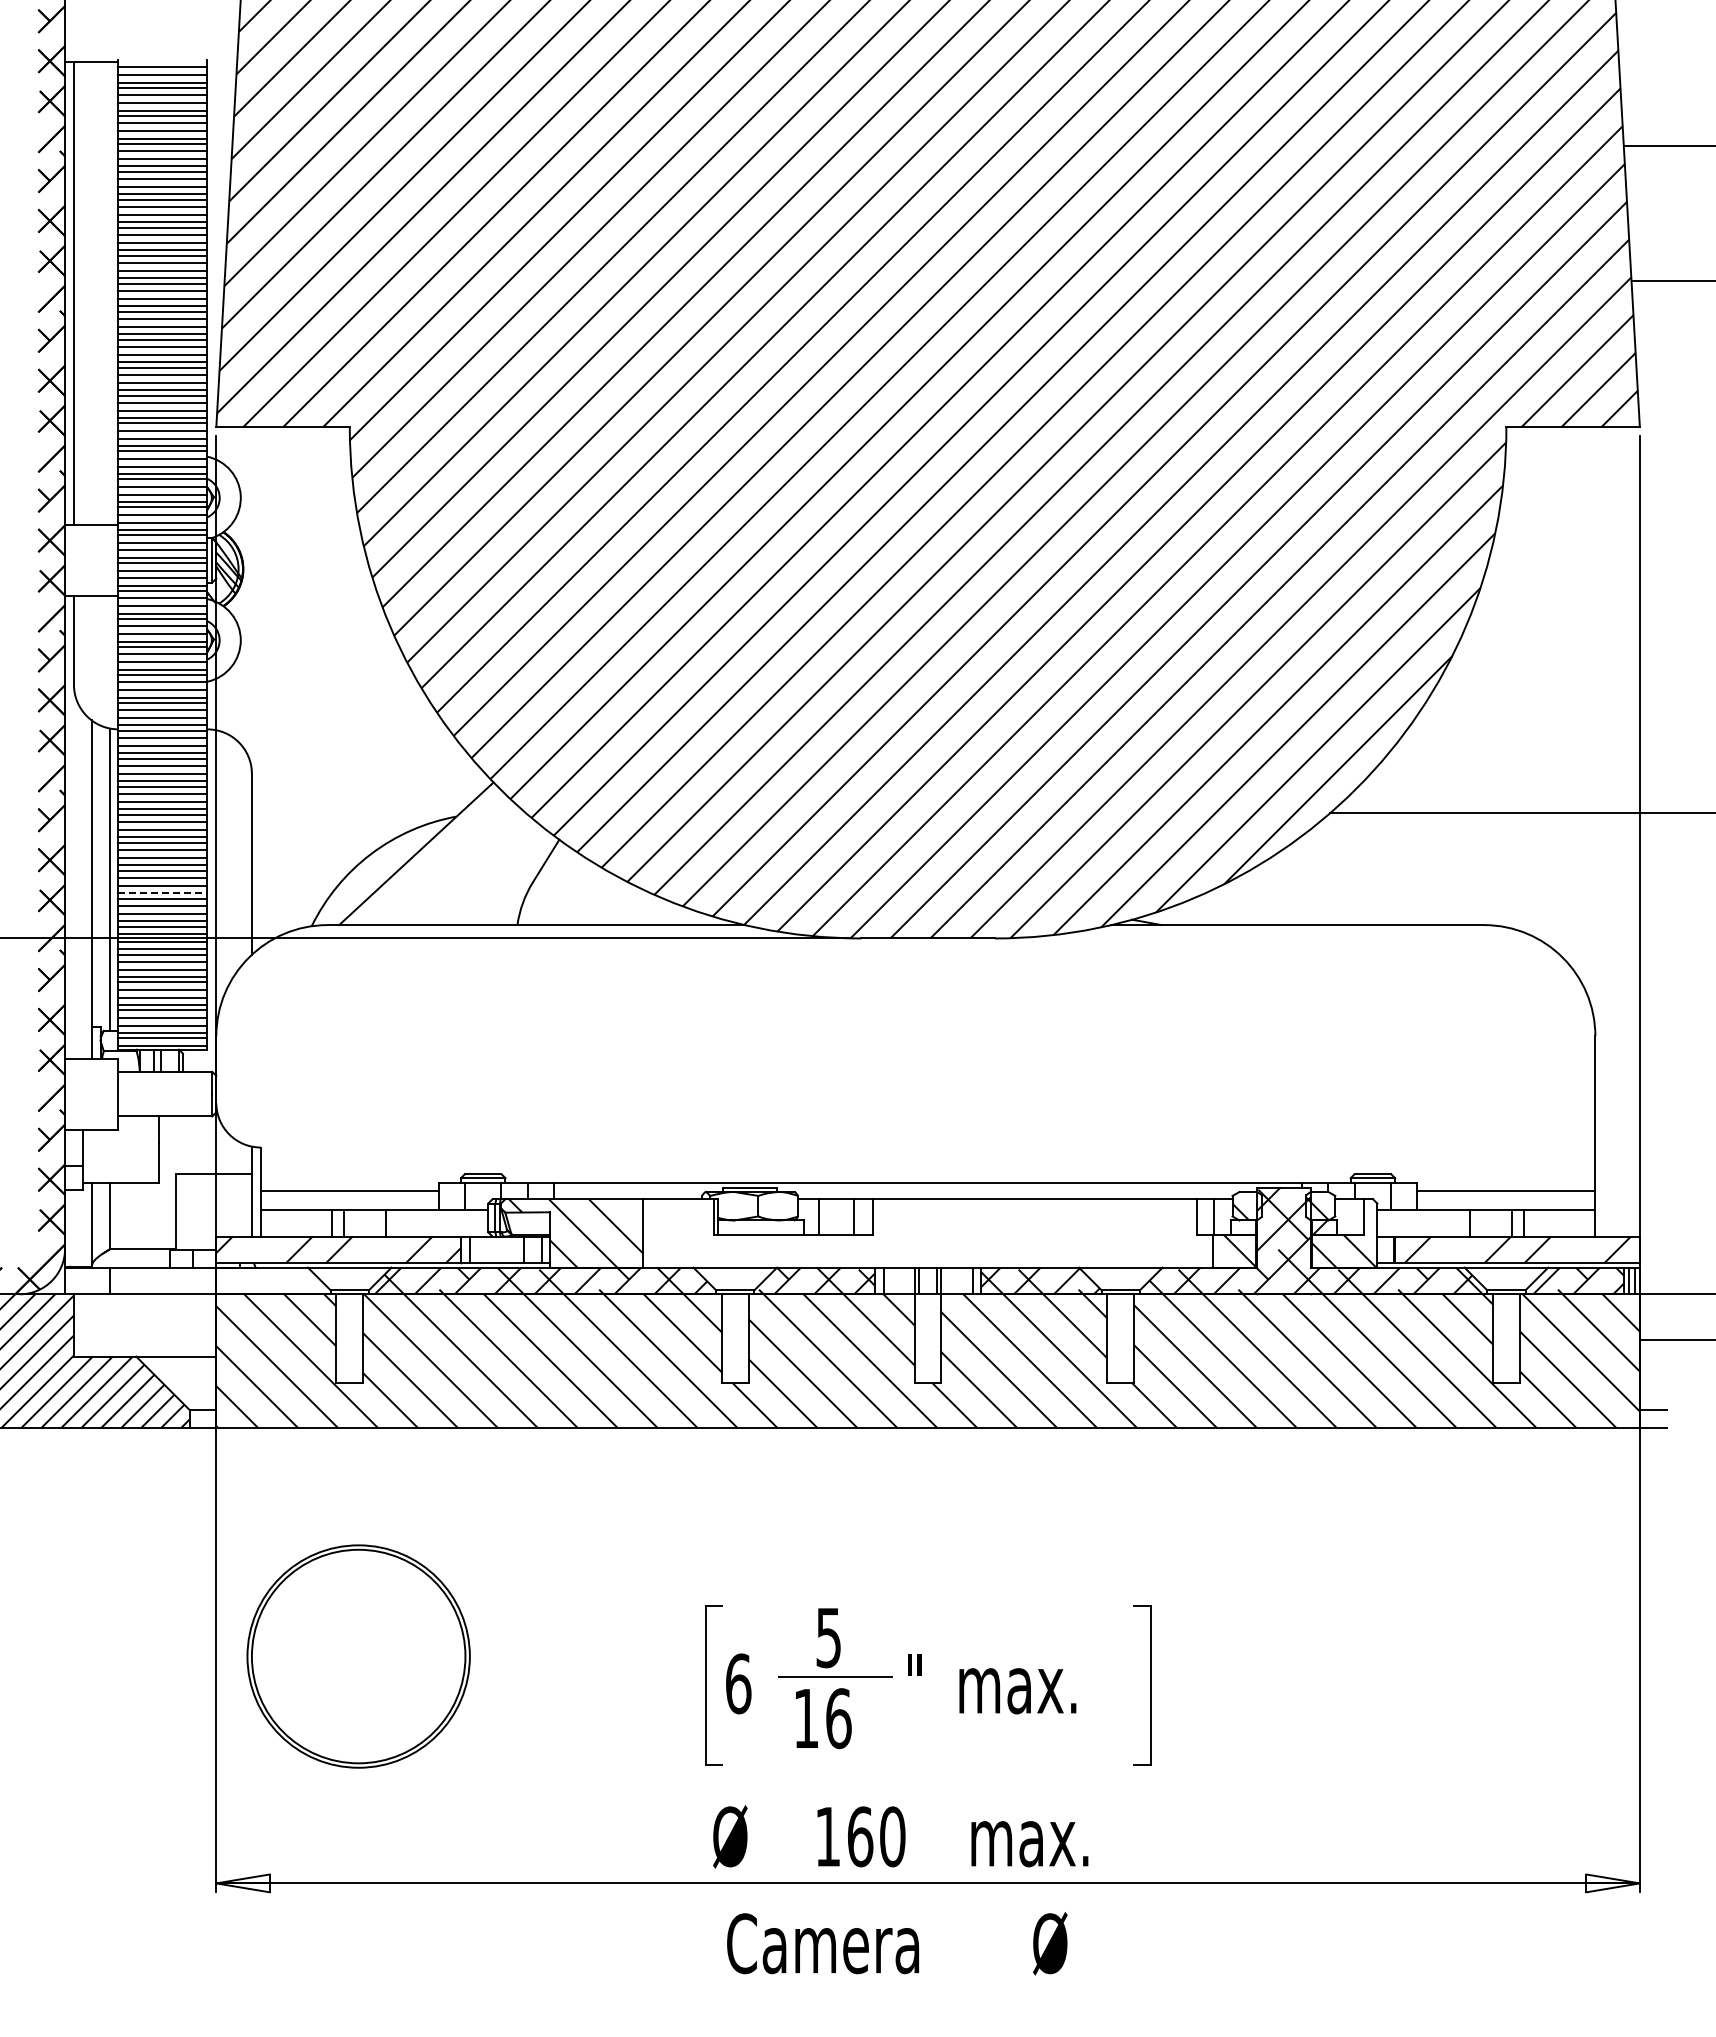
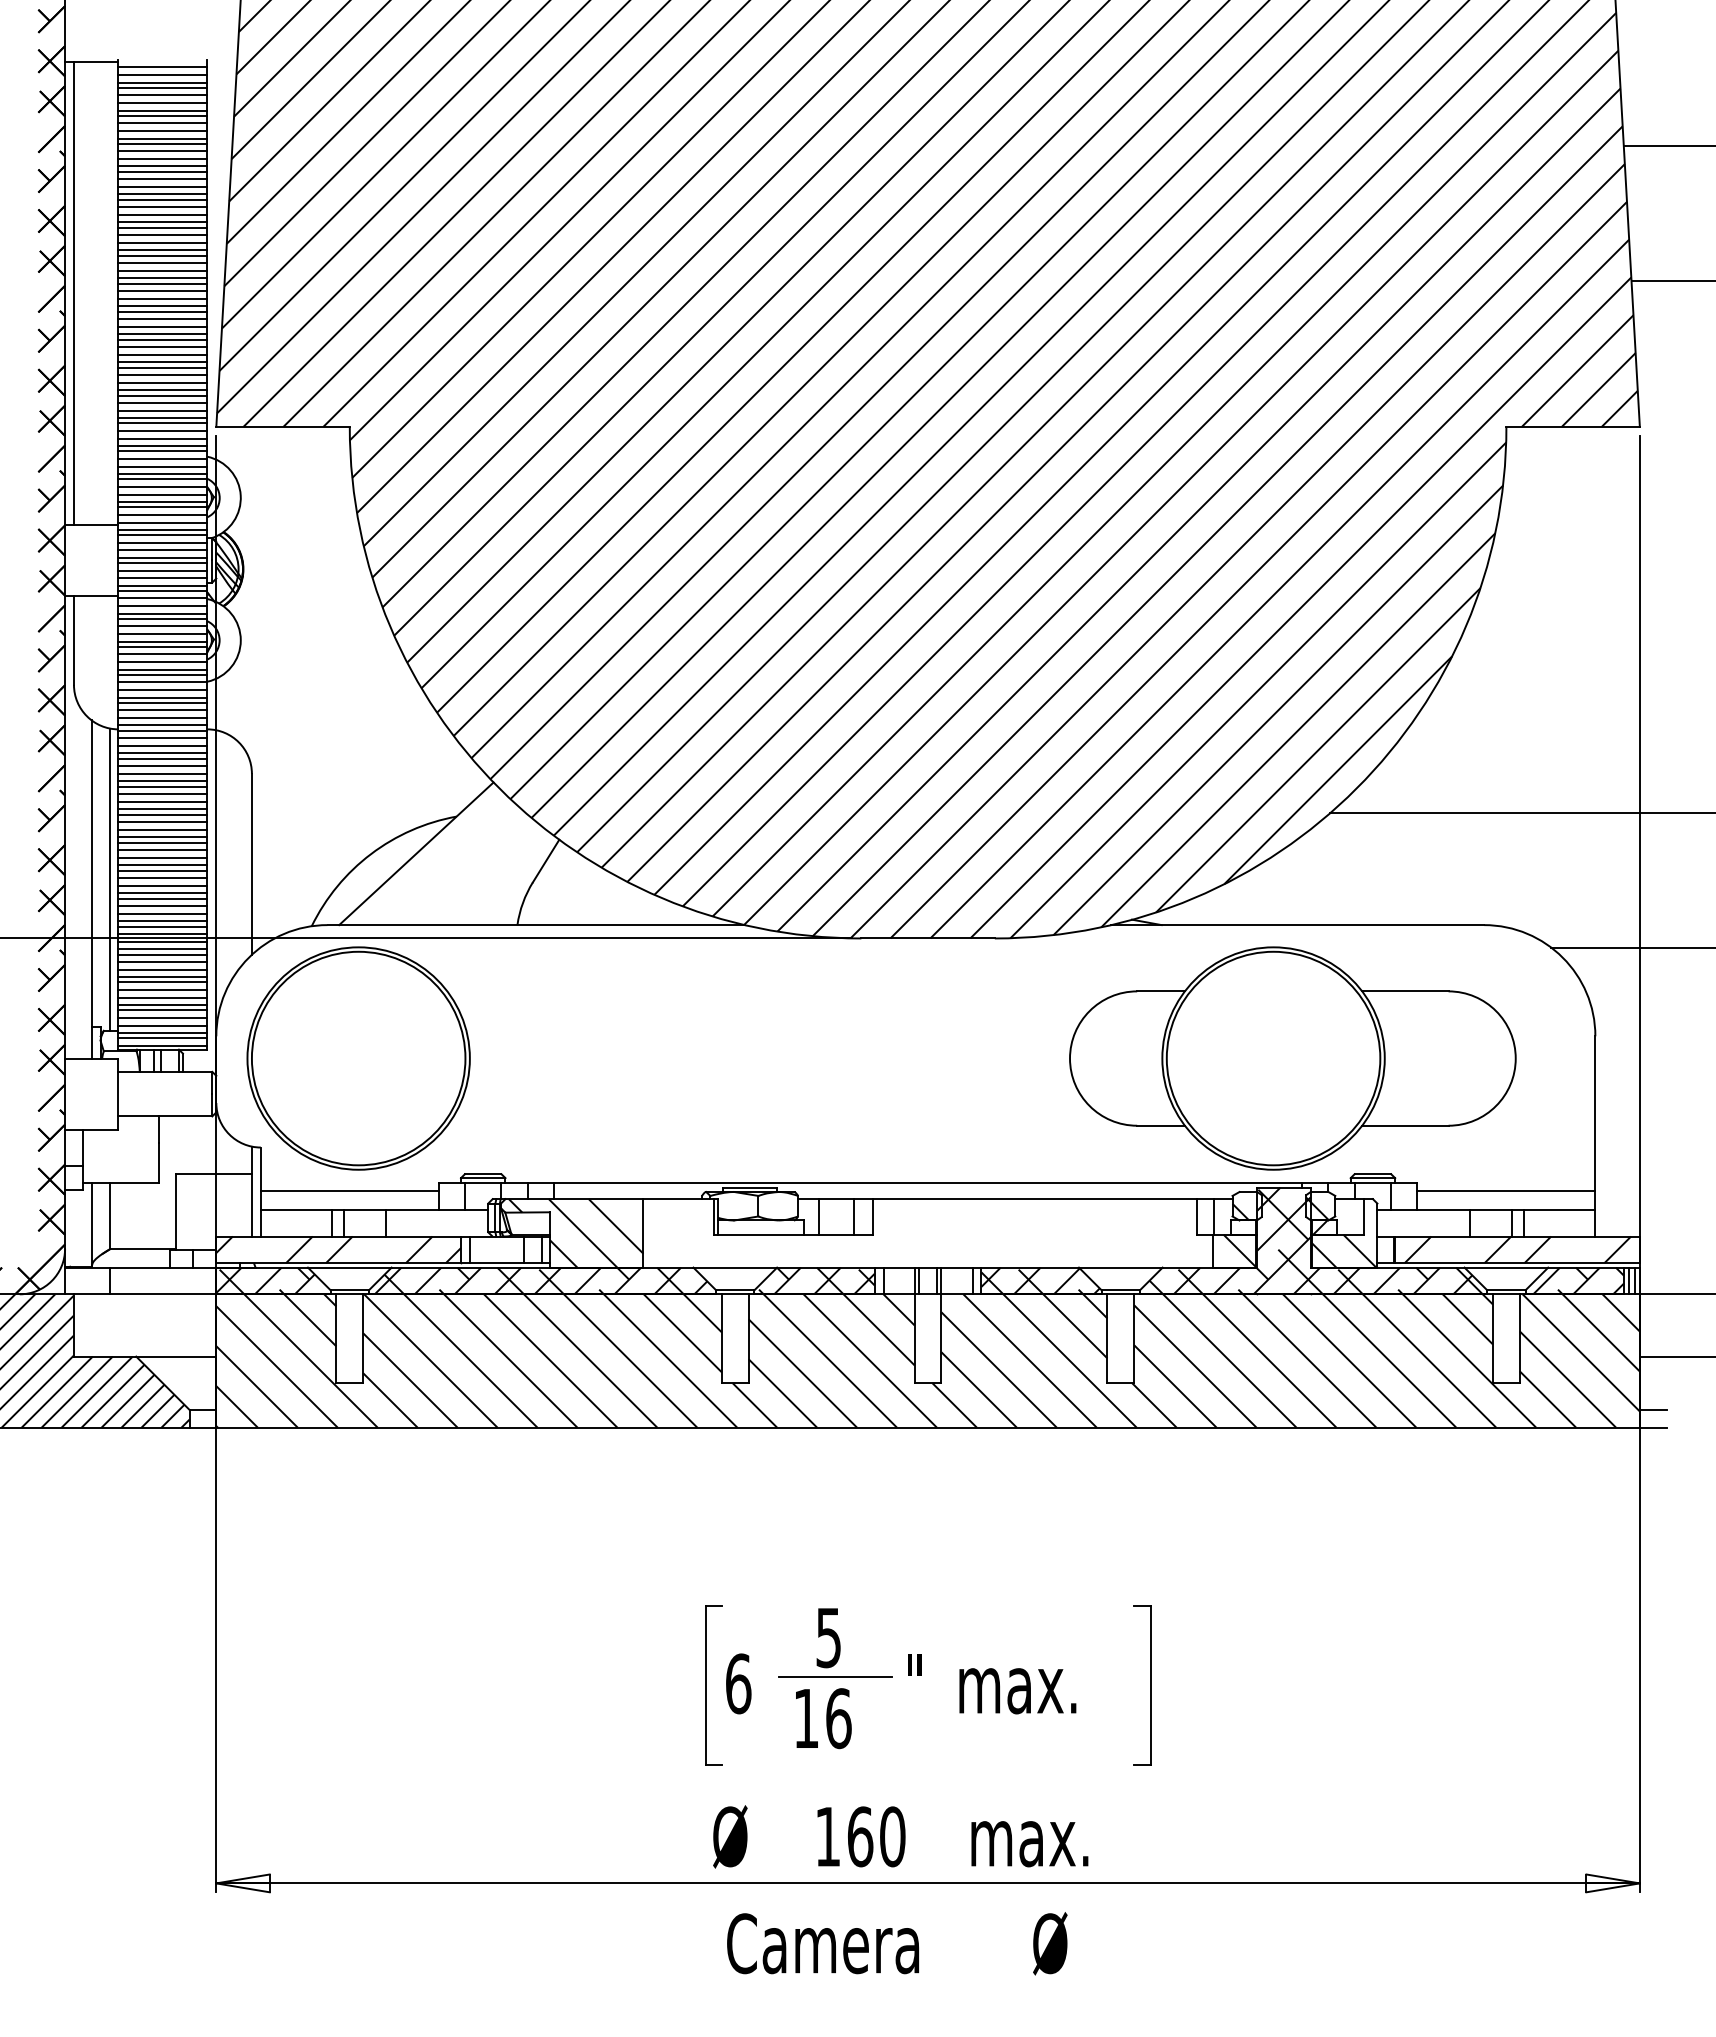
line: dashed -> solid (163, 893)
line: none -> present (1631, 947)
part: none -> present (1292, 1058)
hatch: none -> present (265, 1280)
line position: (1675, 1339) -> (1675, 1356) (1675, 1356)
part position: (358, 1656) -> (358, 1058) (358, 1058)
